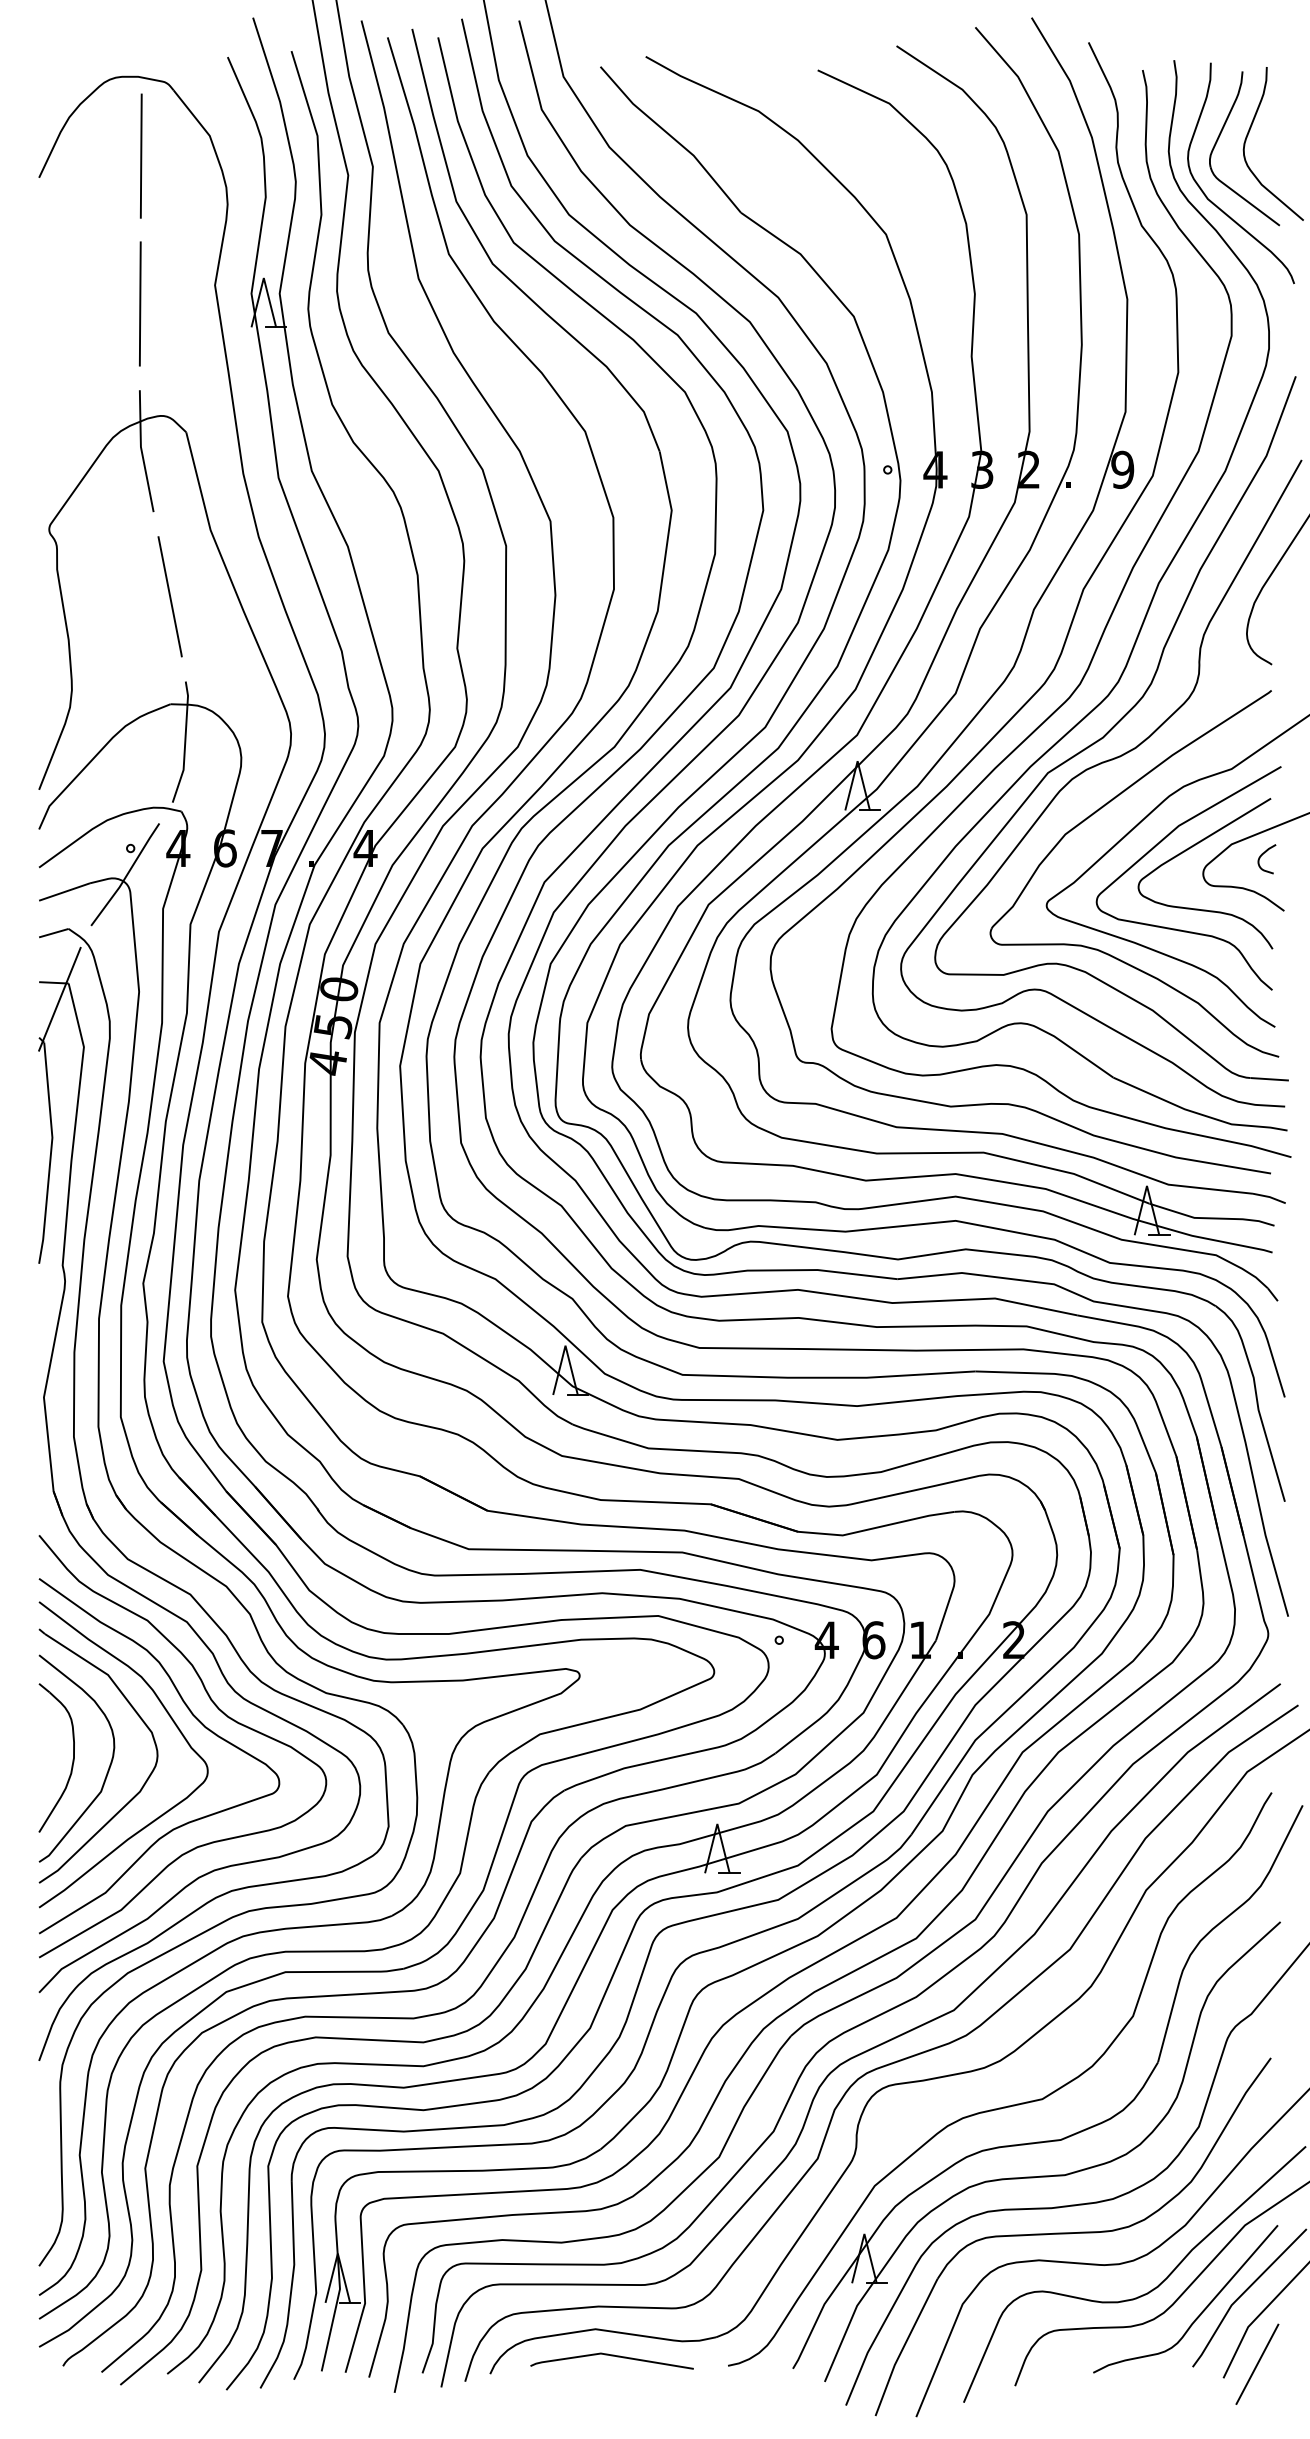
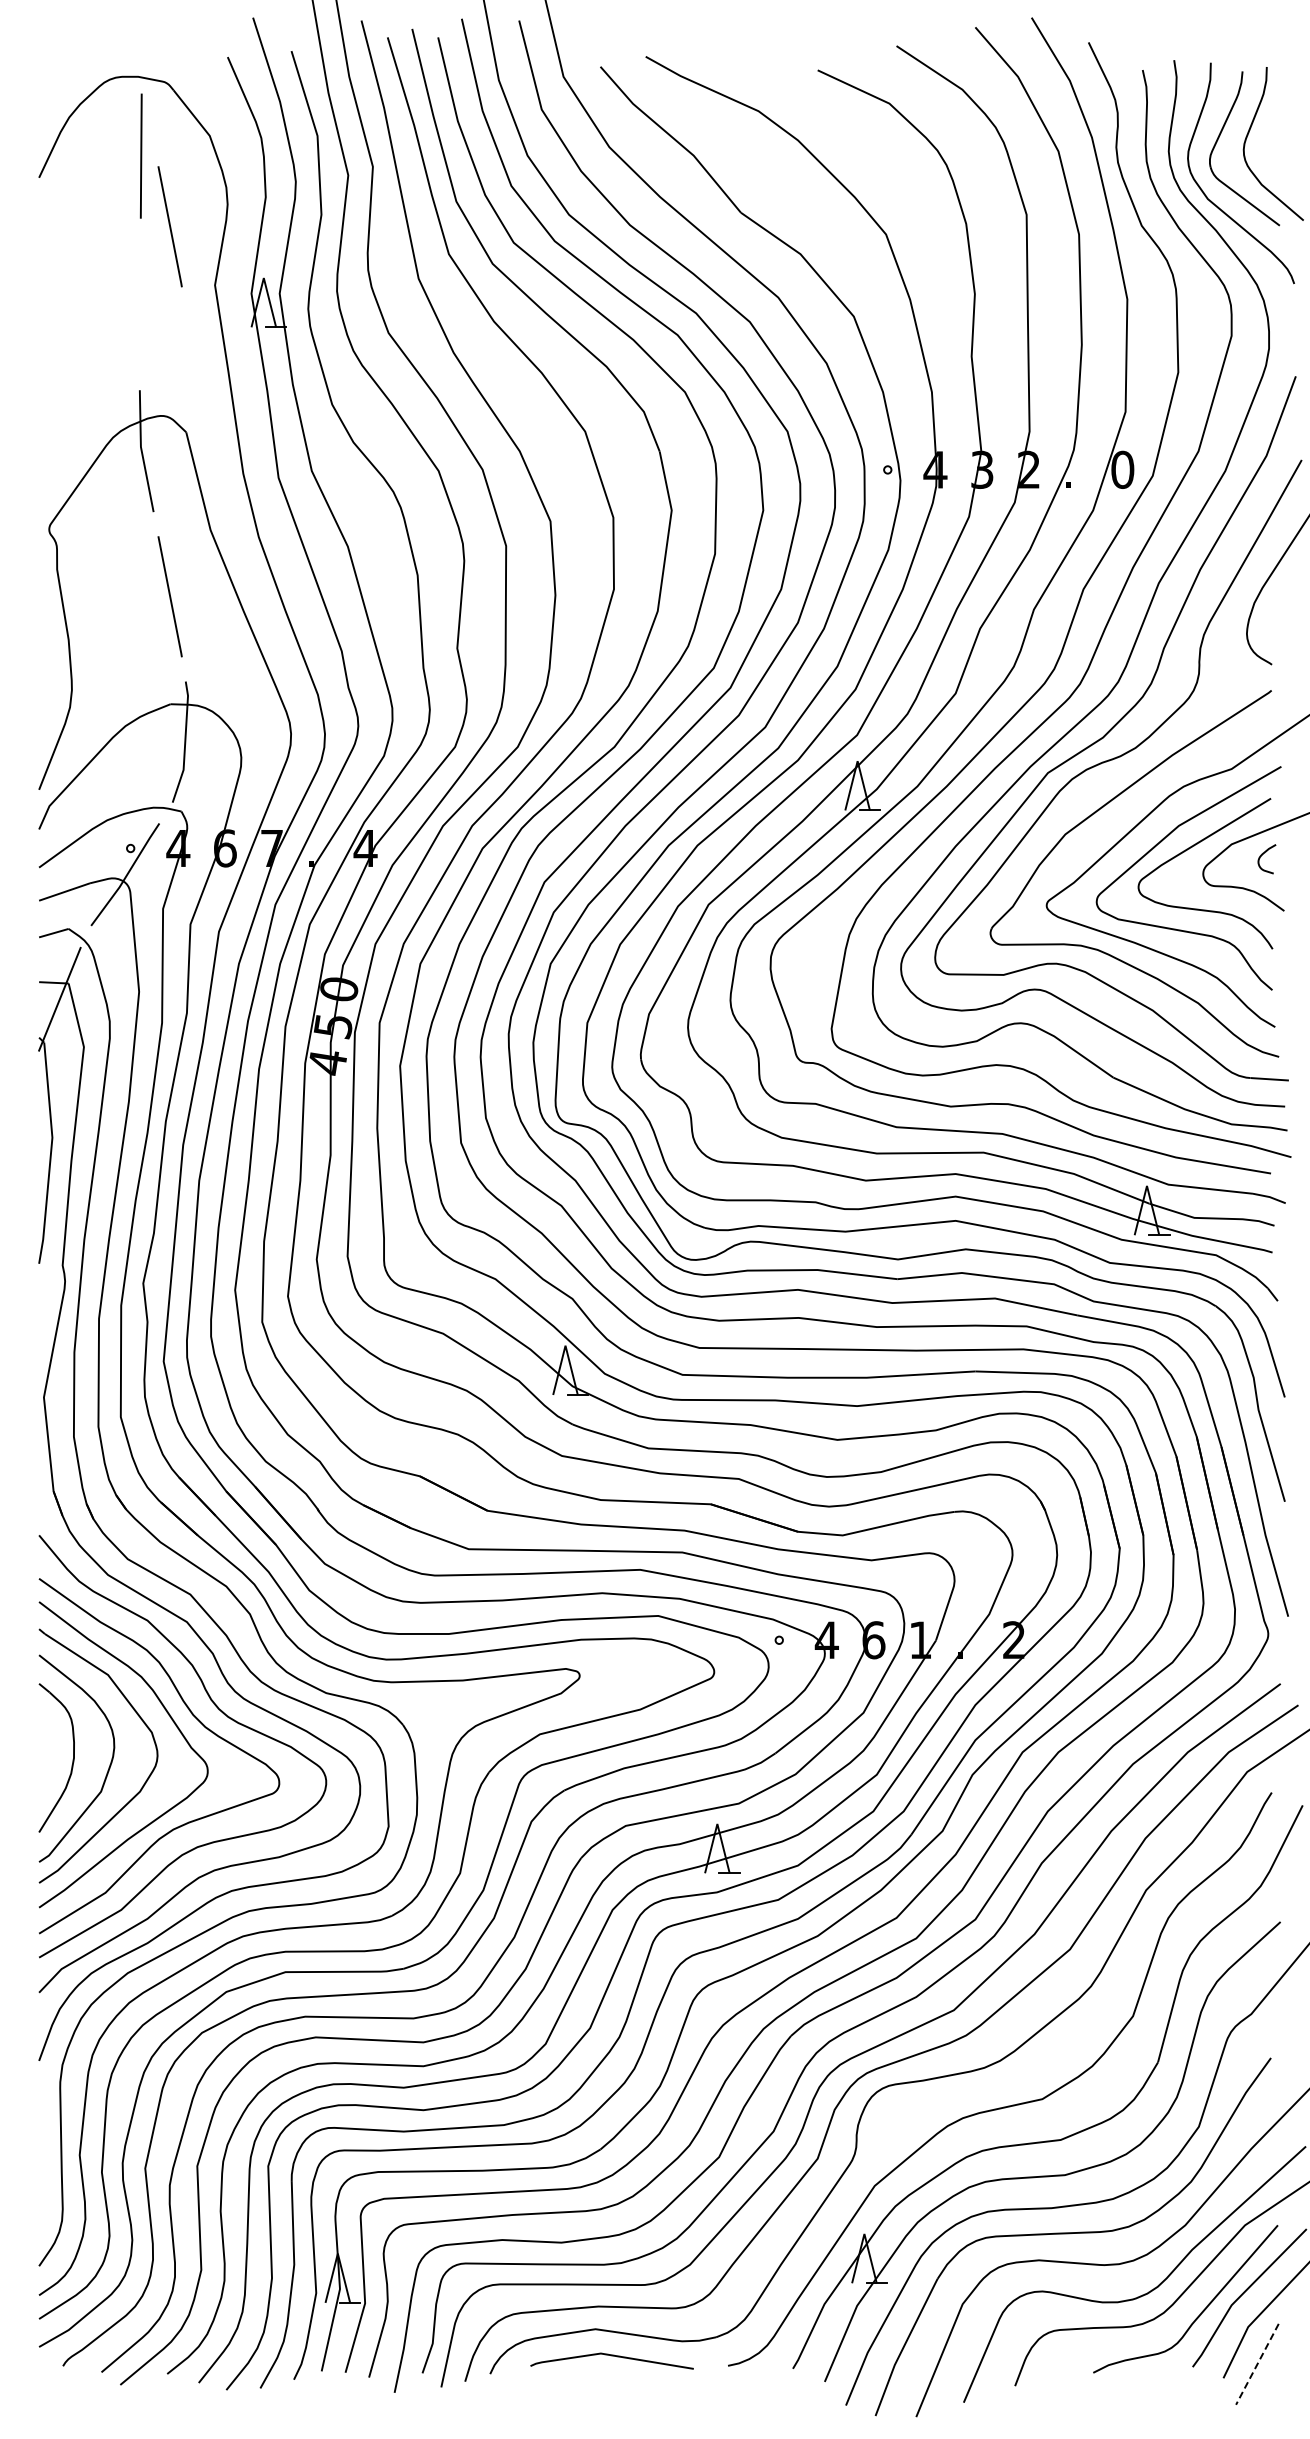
line: none -> present (169, 226)
line: present -> none (139, 303)
text: 9 -> 0 (1122, 469)
line: solid -> dashed (1257, 2364)
